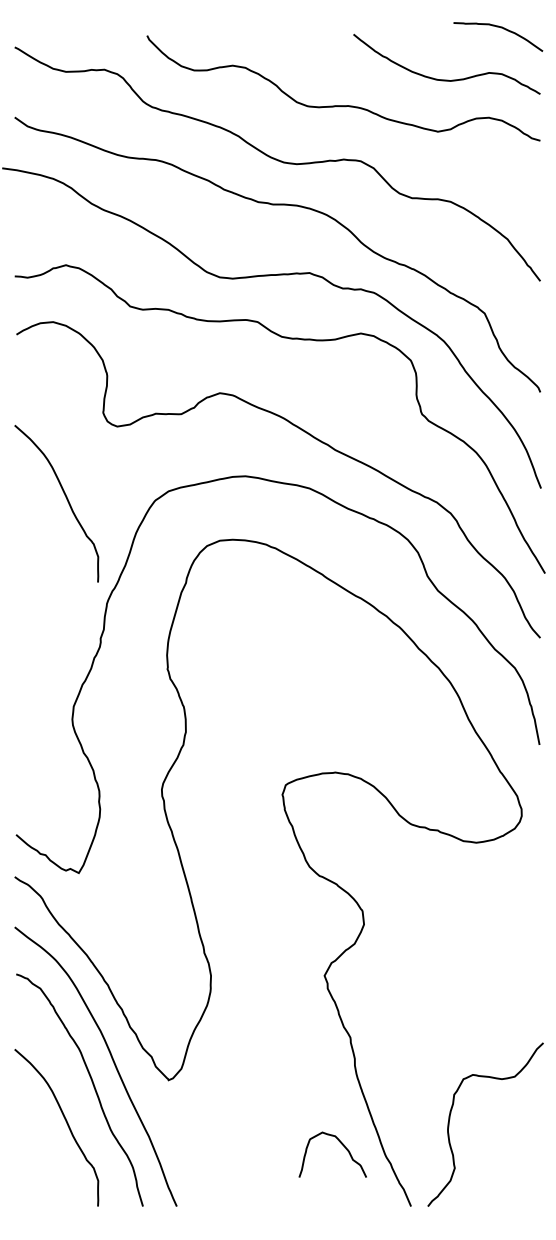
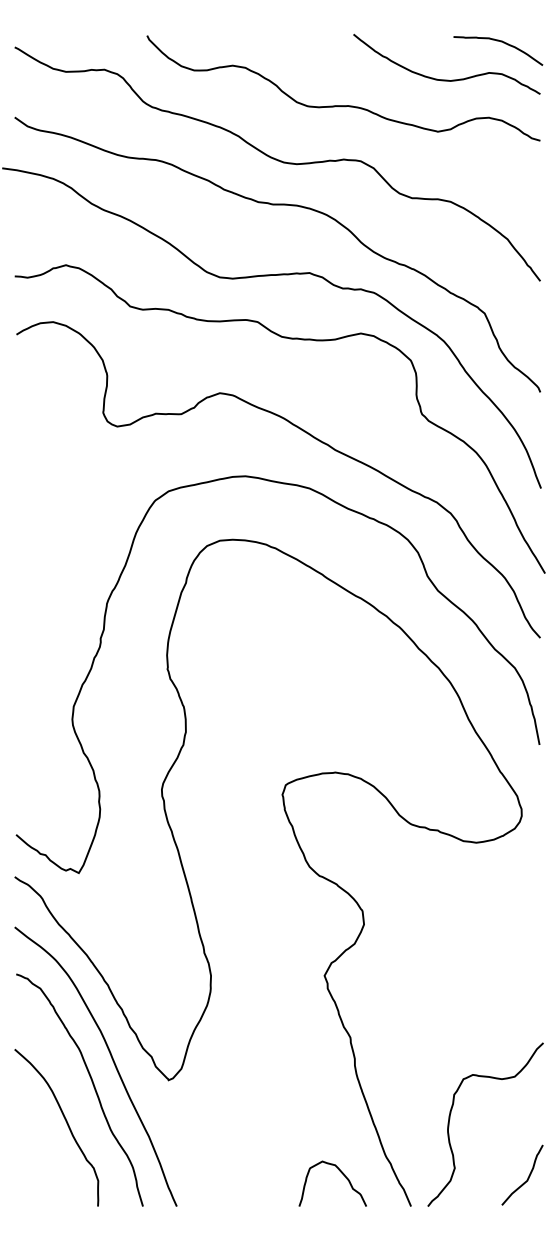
curve position: (500, 28) -> (500, 42) (500, 42)
curve: present -> none (66, 499)
curve position: (341, 1144) -> (341, 1173) (341, 1173)
curve: none -> present (527, 1177)
